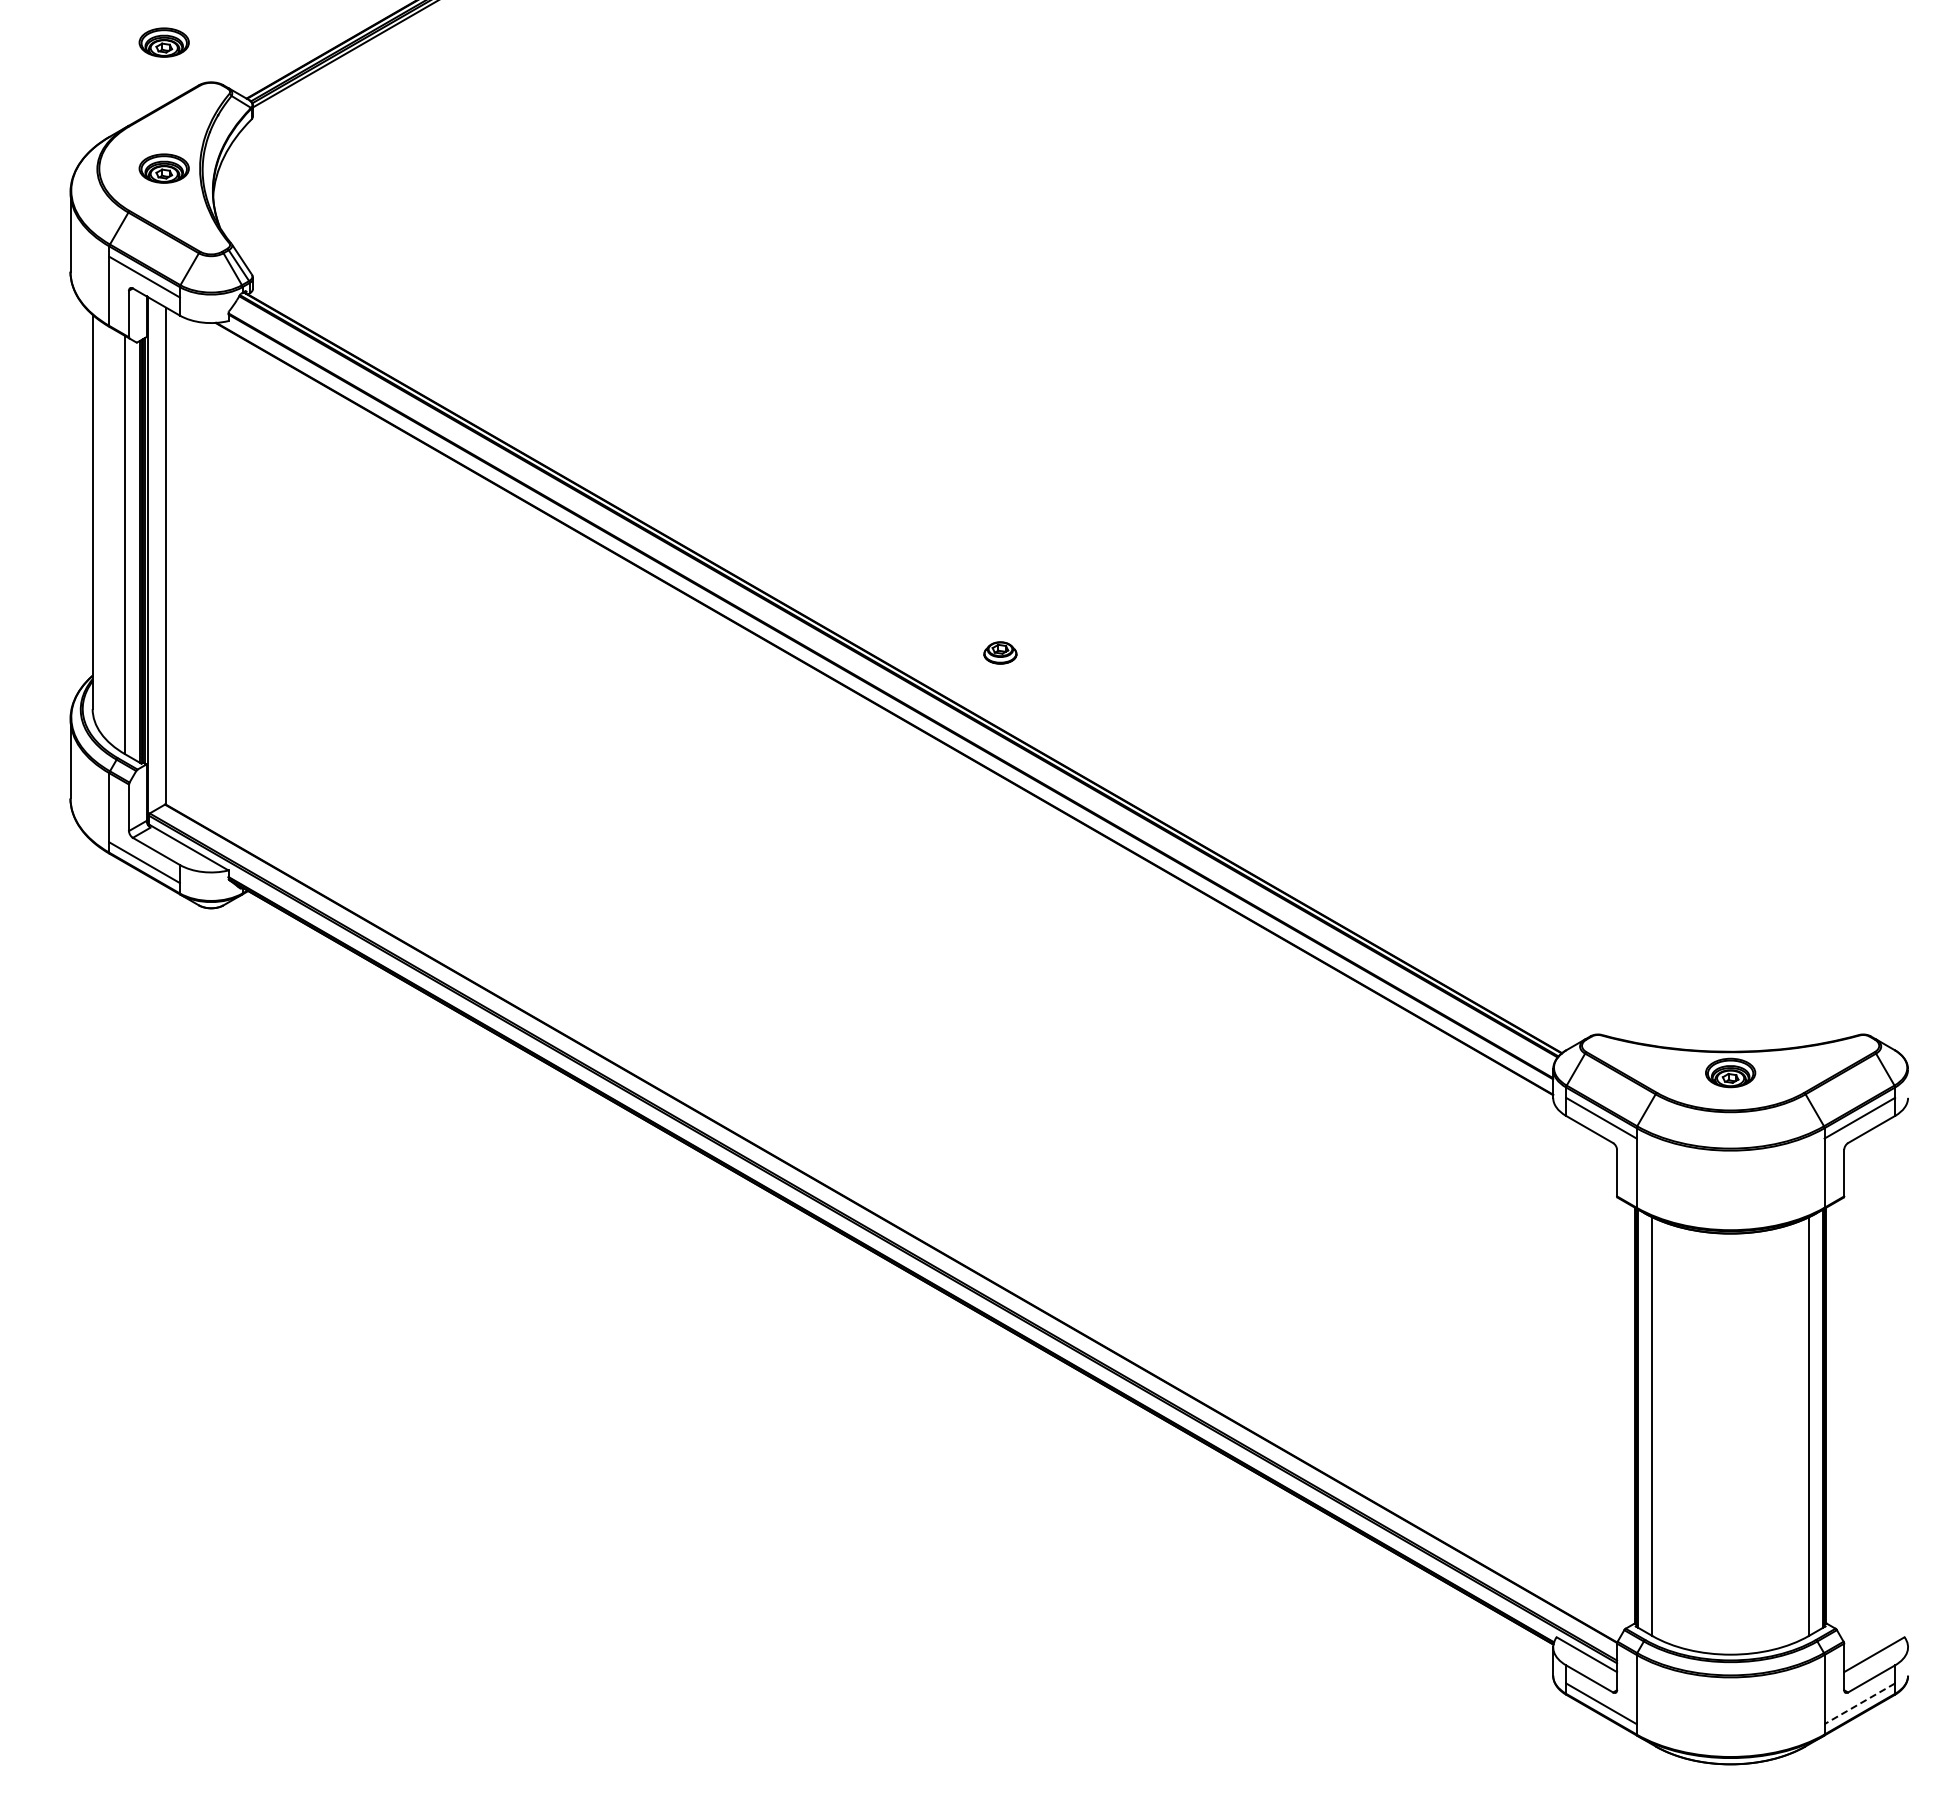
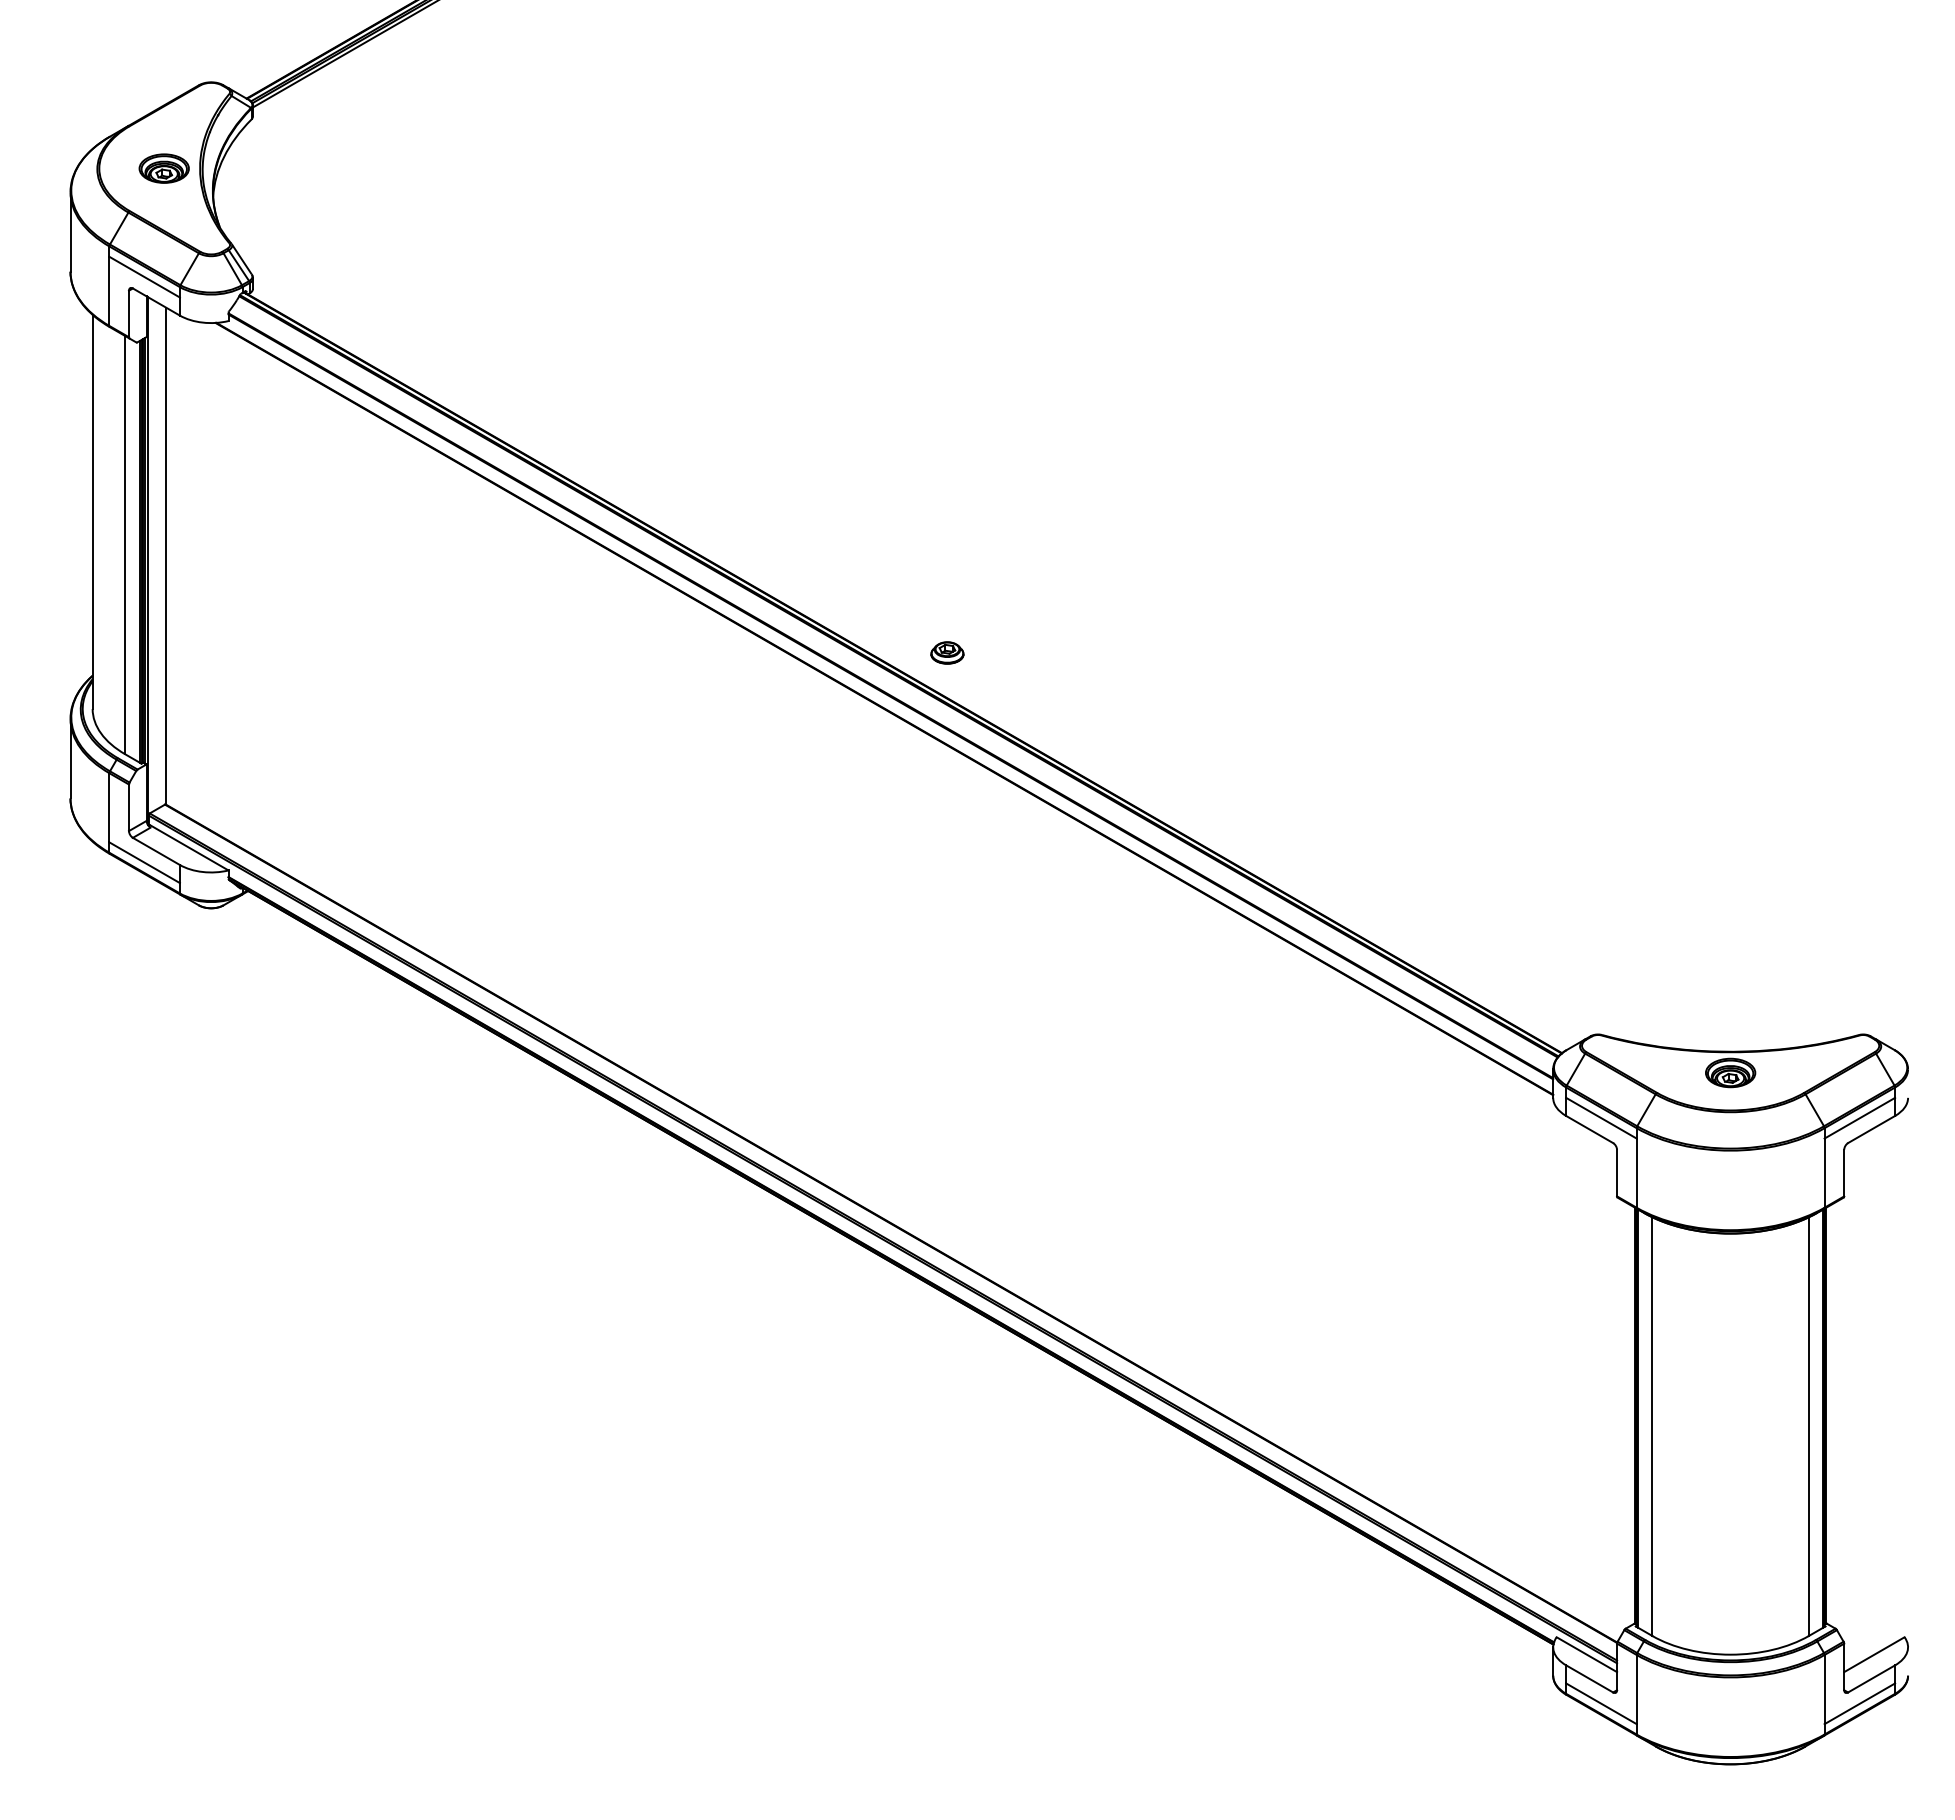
part: present -> none (163, 42)
part position: (1000, 652) -> (947, 652) (947, 652)
line: dashed -> solid (1859, 1703)
